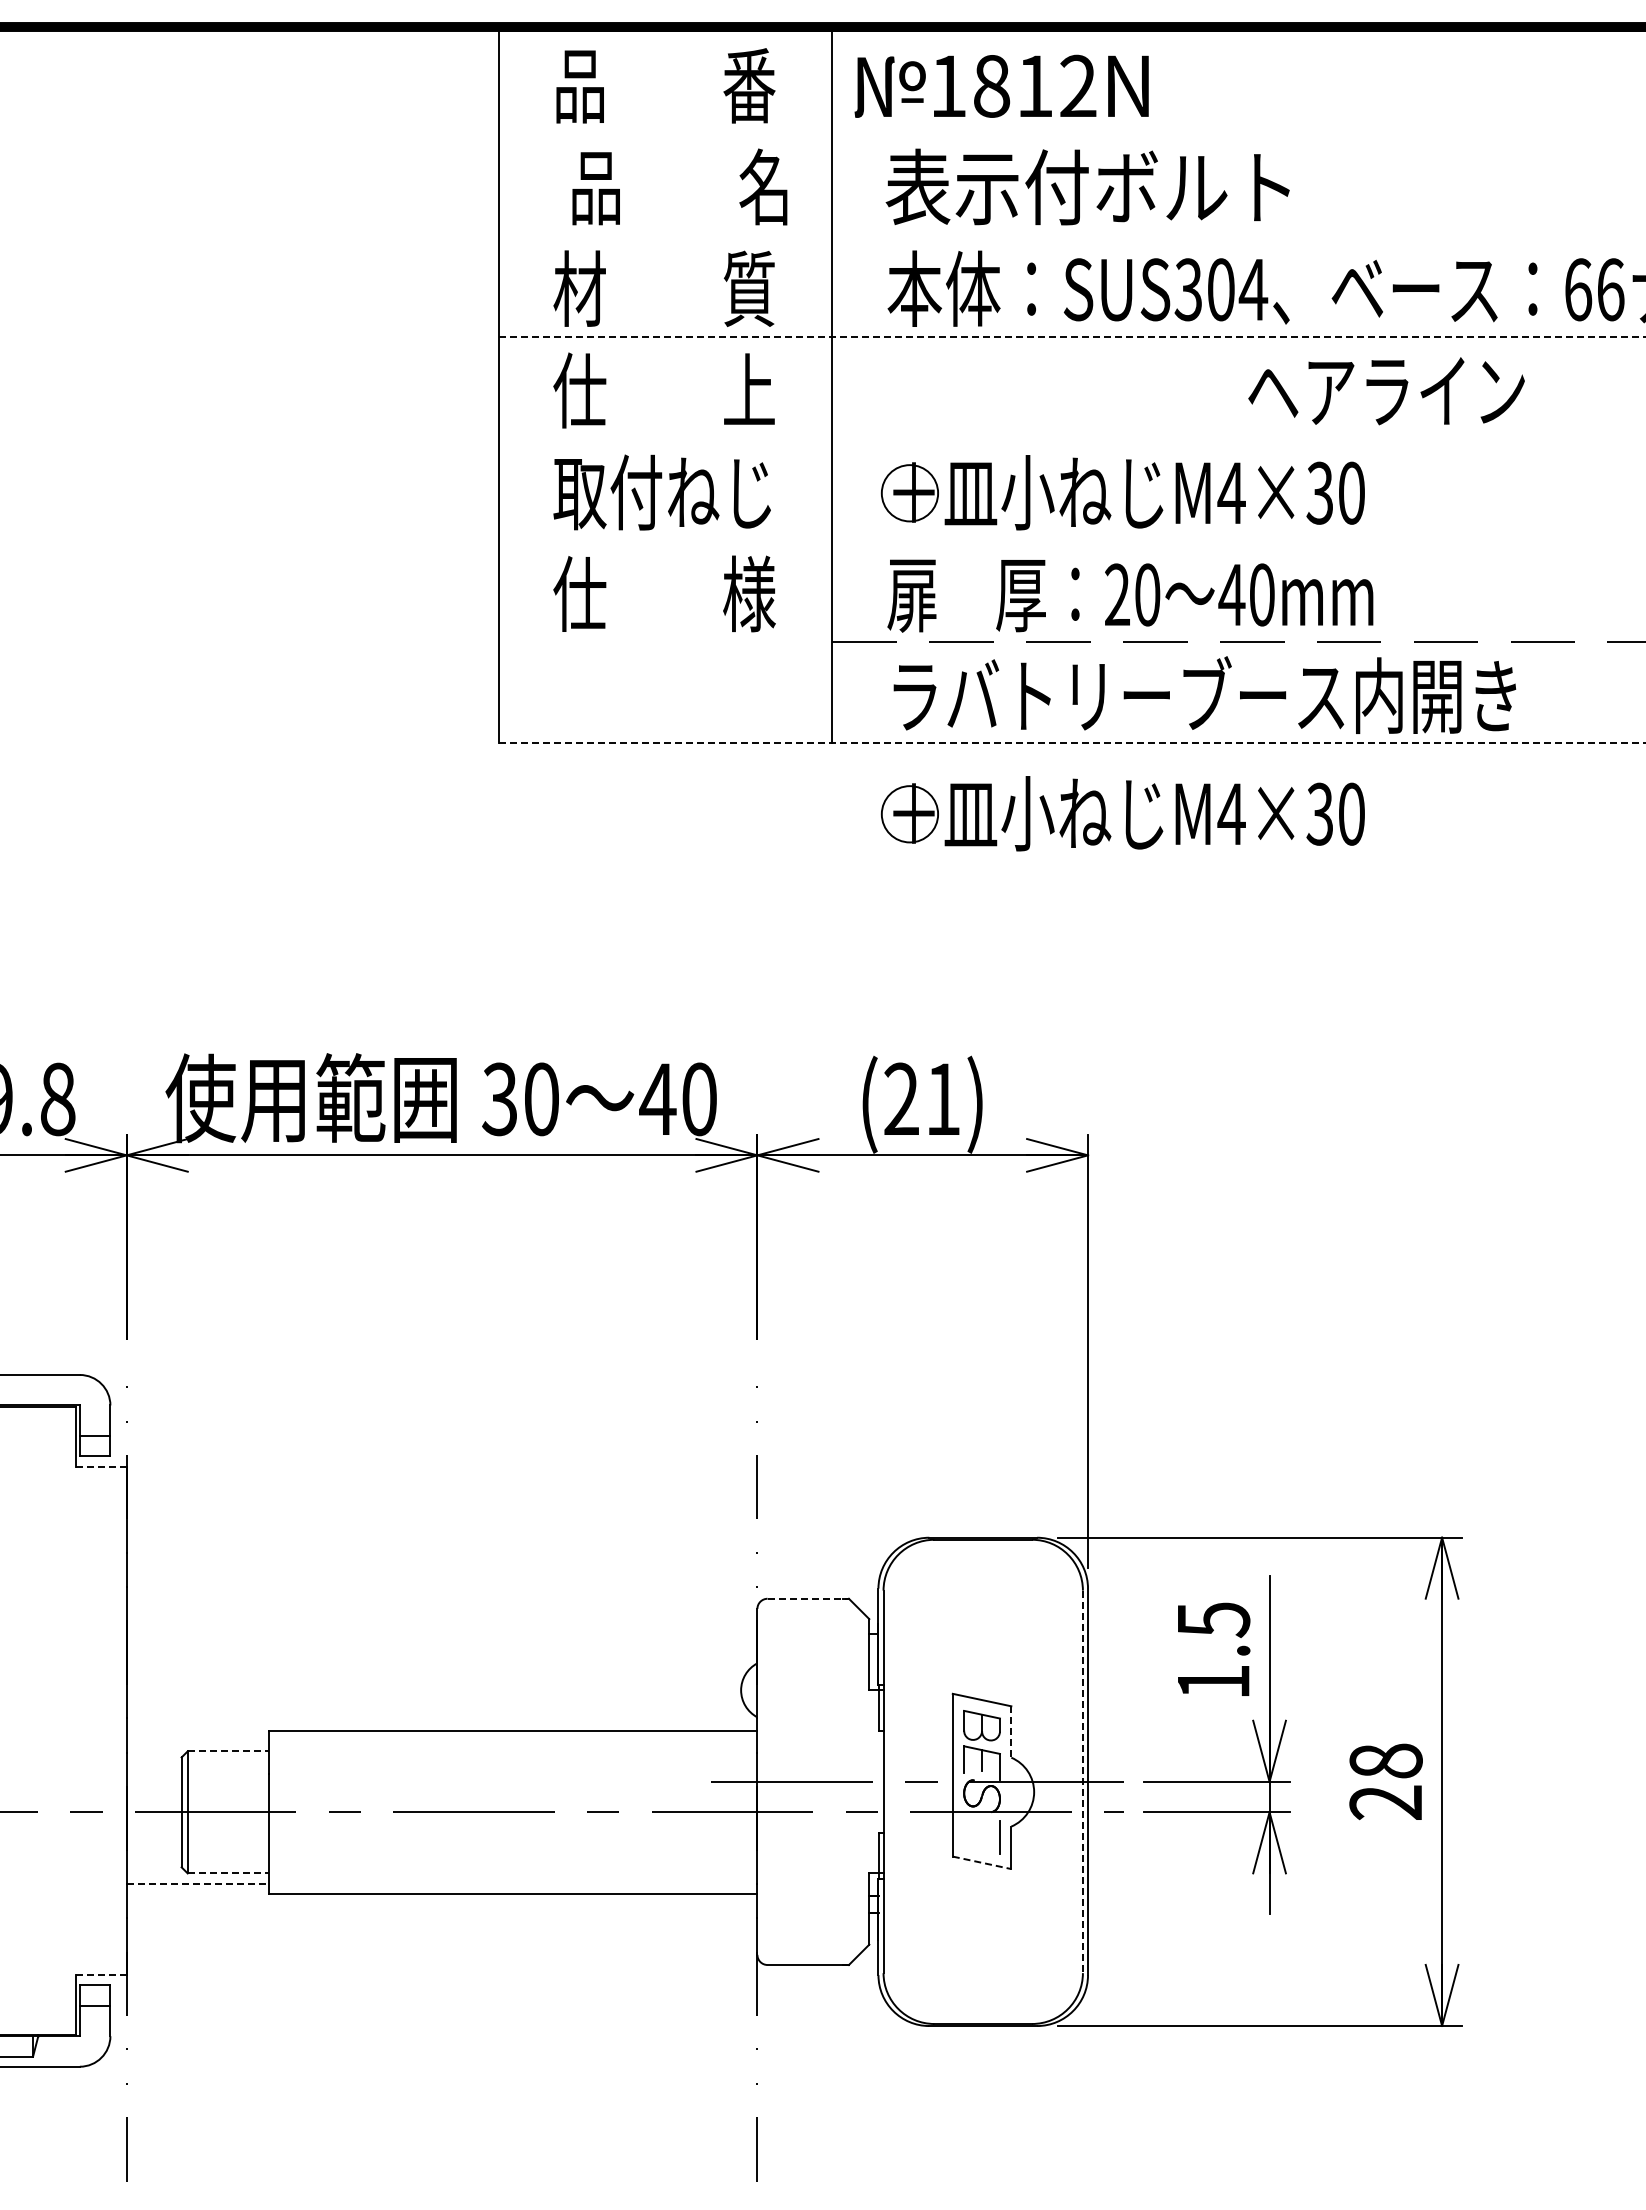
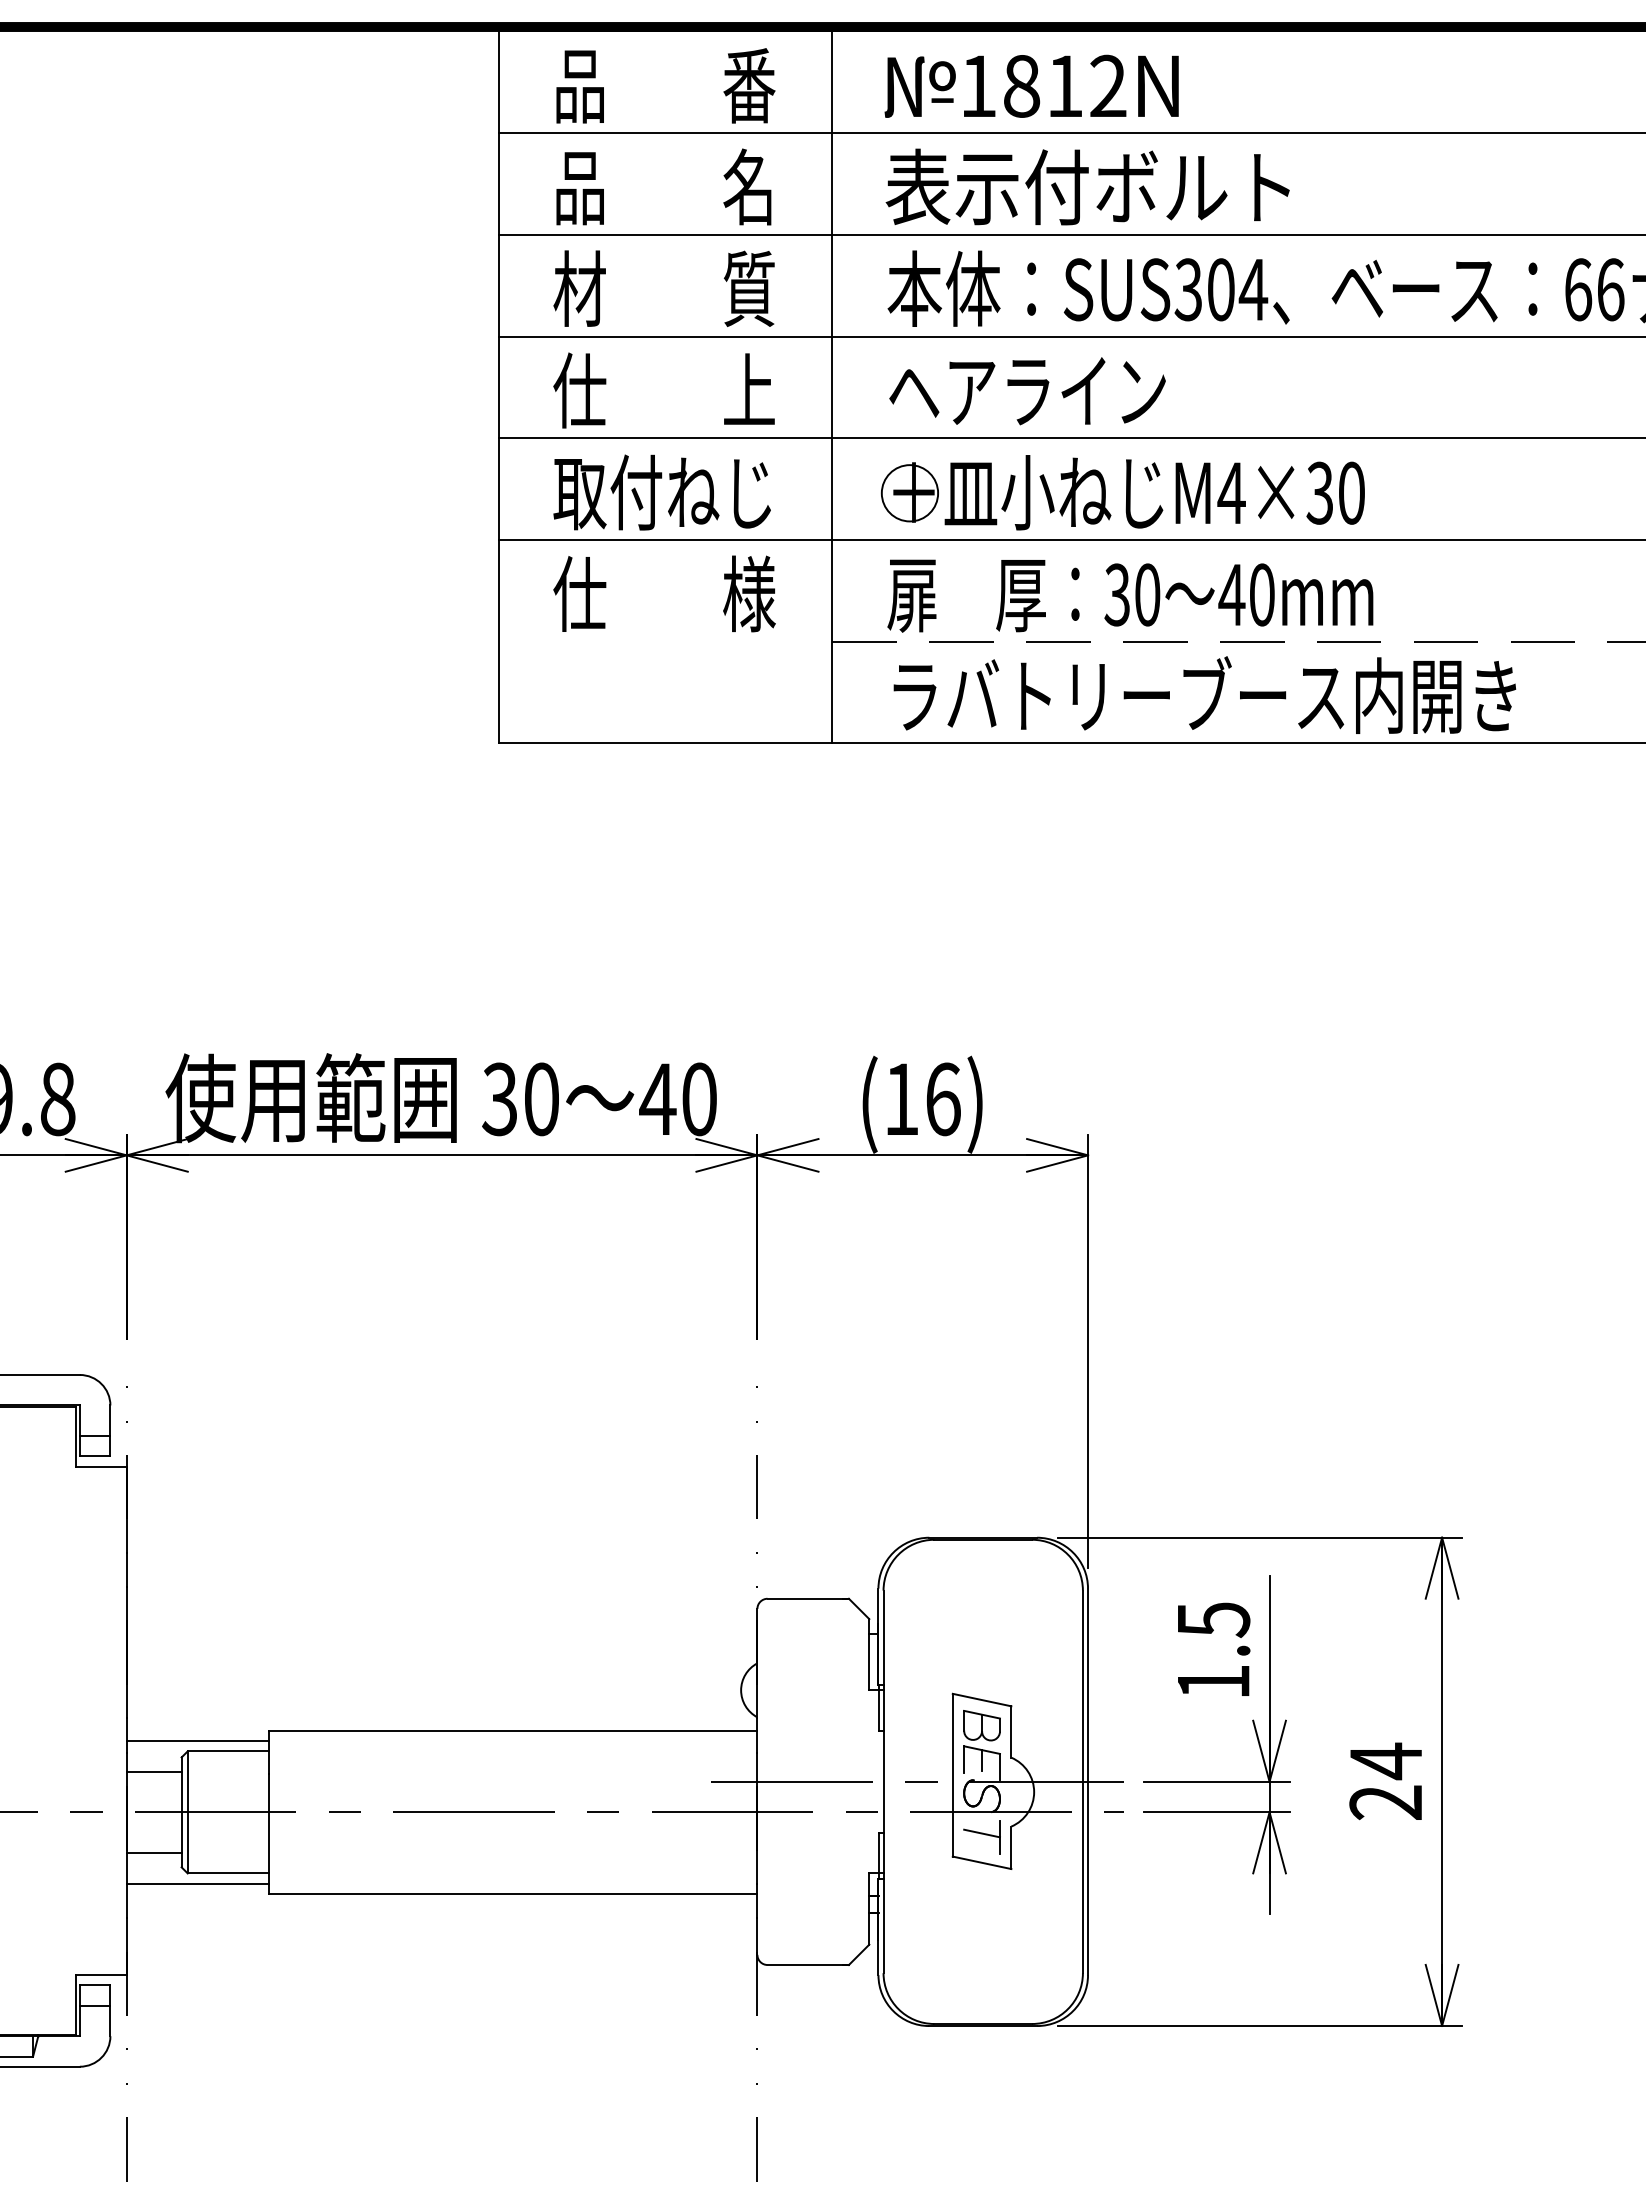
text position: (1001, 85) -> (1031, 85) (1031, 85)
line: none -> present (1070, 133)
text position: (679, 186) -> (663, 186) (663, 186)
line: none -> present (1070, 234)
line: dashed -> solid (1072, 336)
text position: (1386, 391) -> (1027, 391) (1027, 391)
line: none -> present (1070, 438)
line: none -> present (1070, 539)
text: 20 -> 30 (1116, 594)
line: dashed -> solid (1072, 743)
part: present -> none (1122, 813)
text: (21) -> (16) (922, 1099)
line: dashed -> solid (100, 1466)
line: dashed -> solid (808, 1598)
line: dashed -> solid (1011, 1732)
line: none -> present (197, 1741)
line: dashed -> solid (228, 1751)
text: 28 -> 24 (1385, 1761)
line: none -> present (153, 1771)
line: dashed -> solid (1082, 1782)
line: none -> present (981, 1833)
line: none -> present (153, 1853)
line: dashed -> solid (982, 1862)
line: dashed -> solid (228, 1873)
line: dashed -> solid (198, 1883)
line: dashed -> solid (101, 1975)
